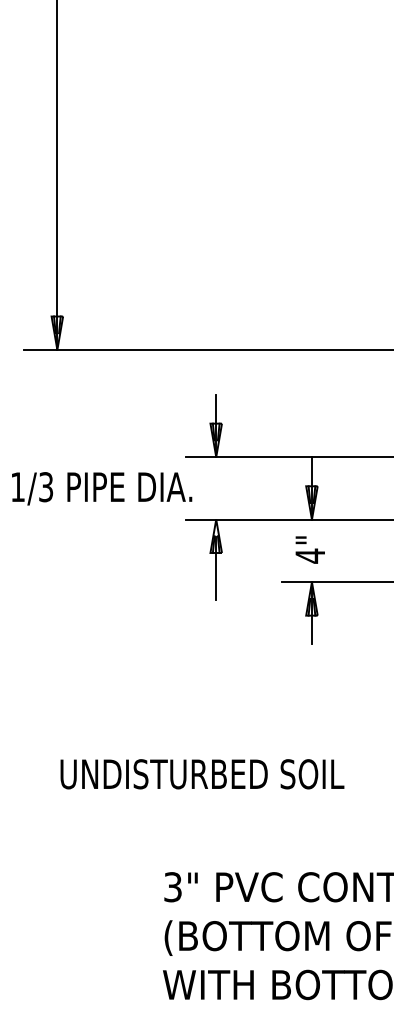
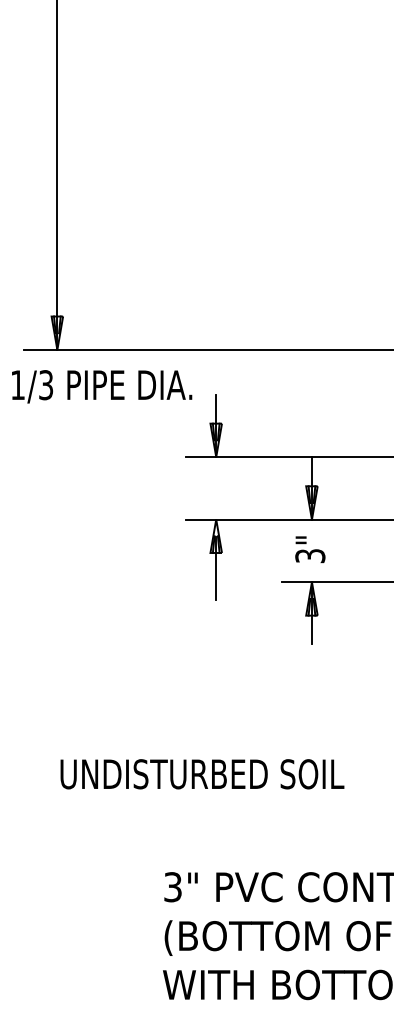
text position: (102, 488) -> (102, 386) (102, 386)
text: 4" -> 3" (310, 555)
